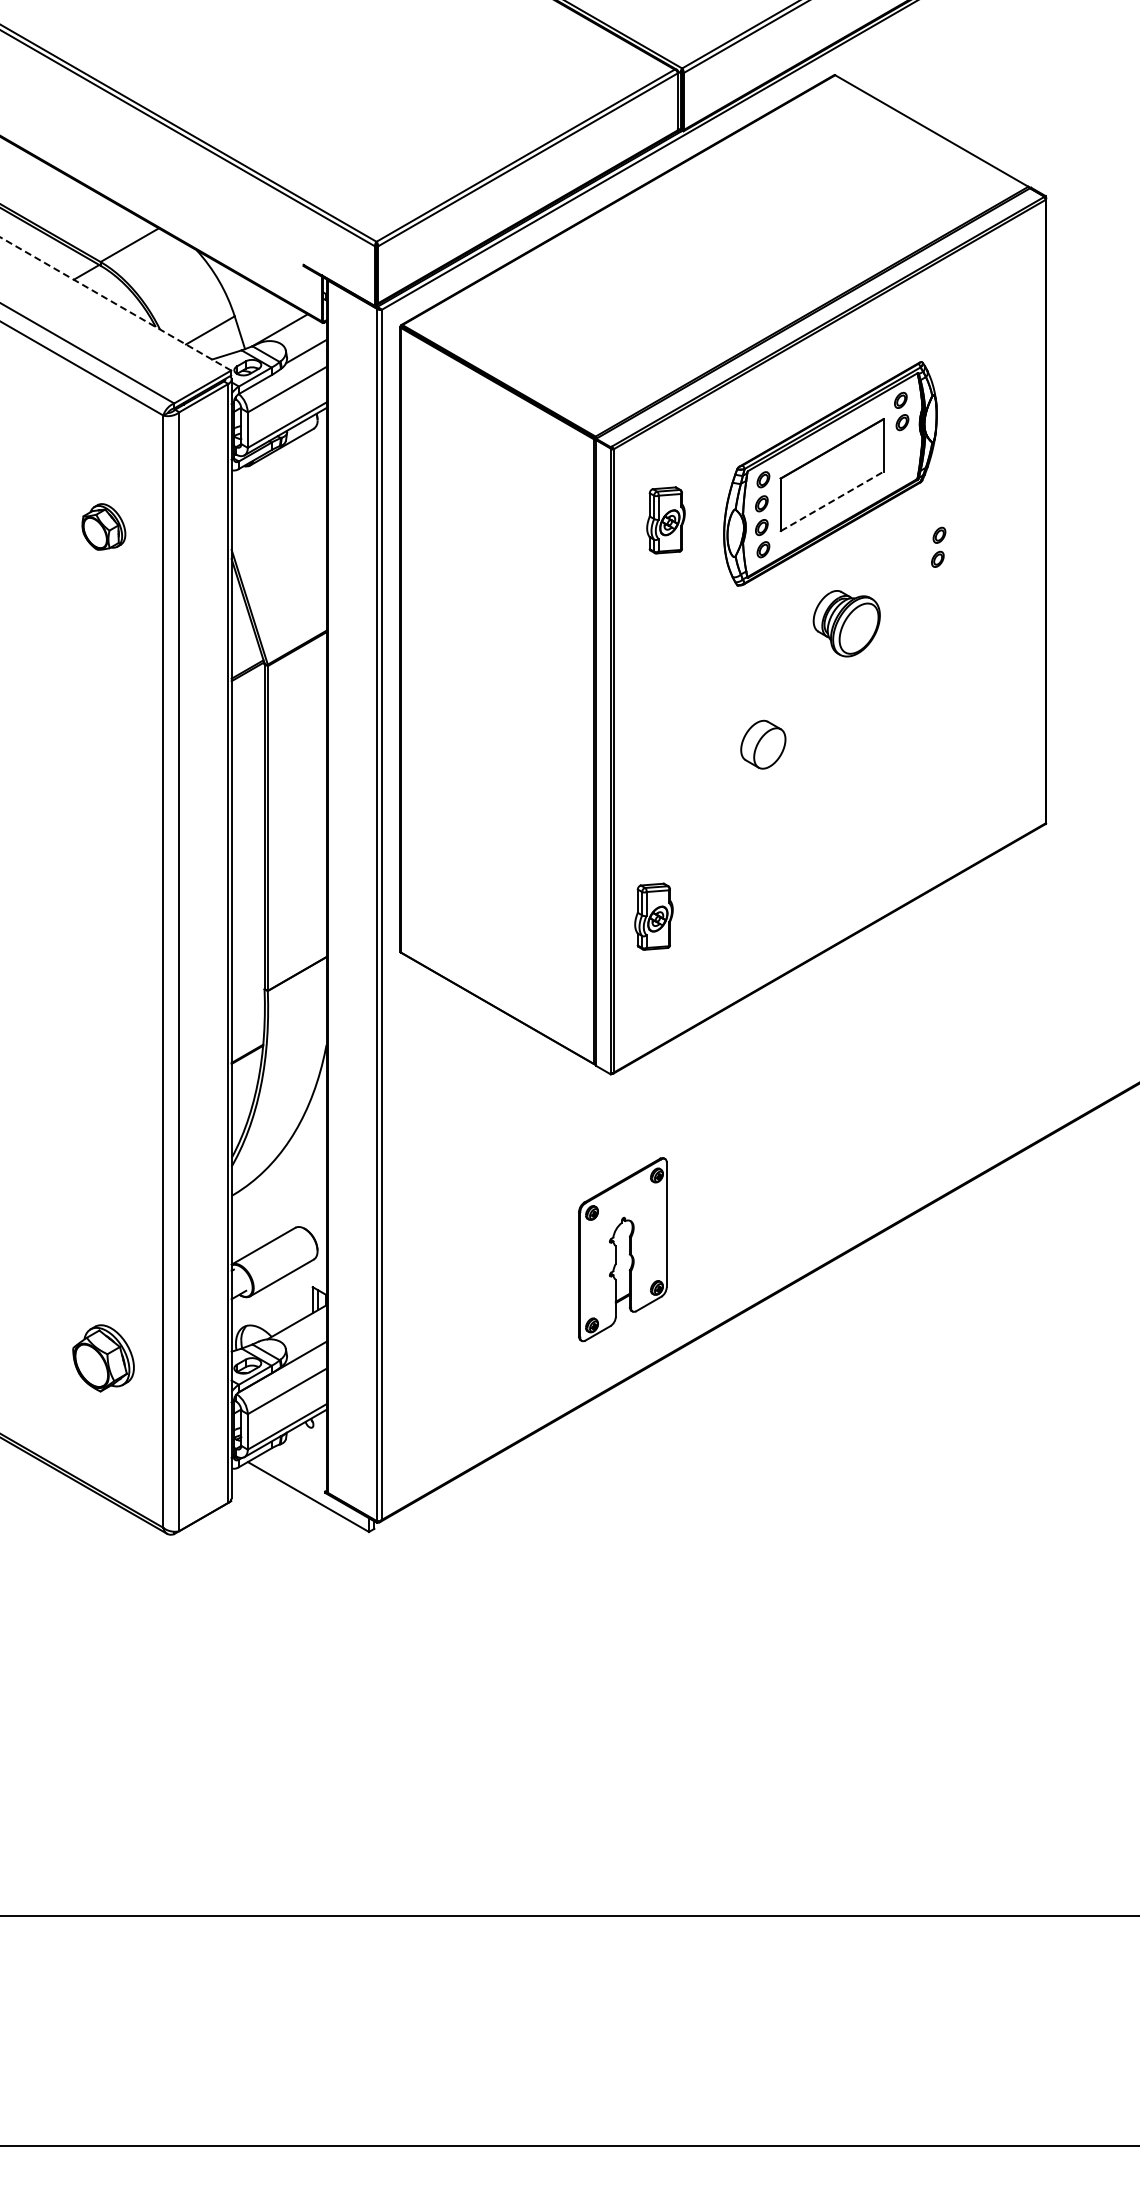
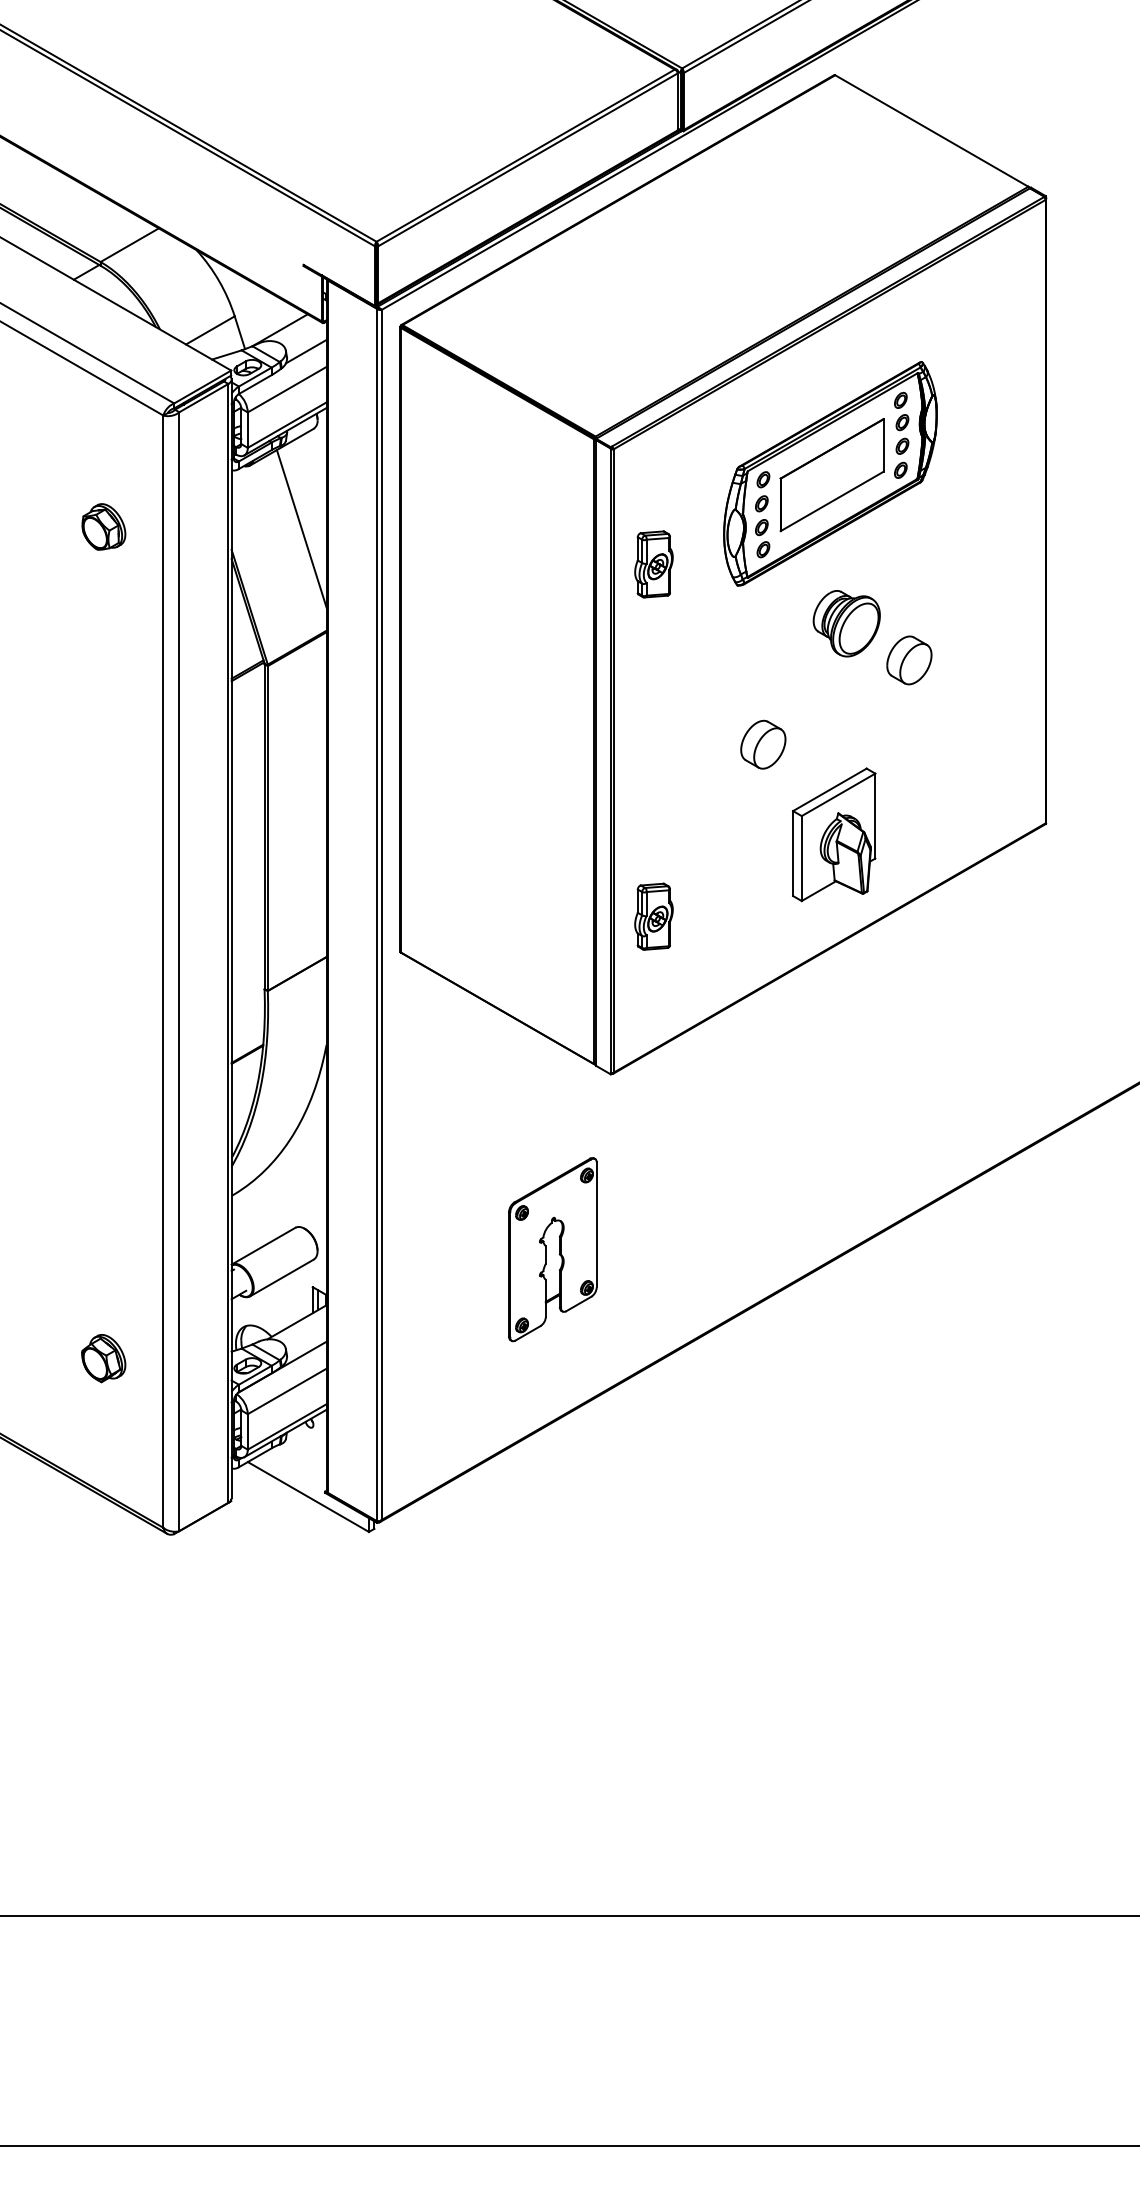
line: dashed -> solid (115, 303)
line: dashed -> solid (832, 501)
part position: (665, 520) -> (653, 564) (653, 564)
line: none -> present (301, 528)
part position: (938, 546) -> (901, 457) (901, 457)
part: none -> present (909, 660)
part: none -> present (834, 834)
part position: (622, 1249) -> (552, 1249) (552, 1249)
part size: 63x69 px -> 46x50 px (103, 1358)
